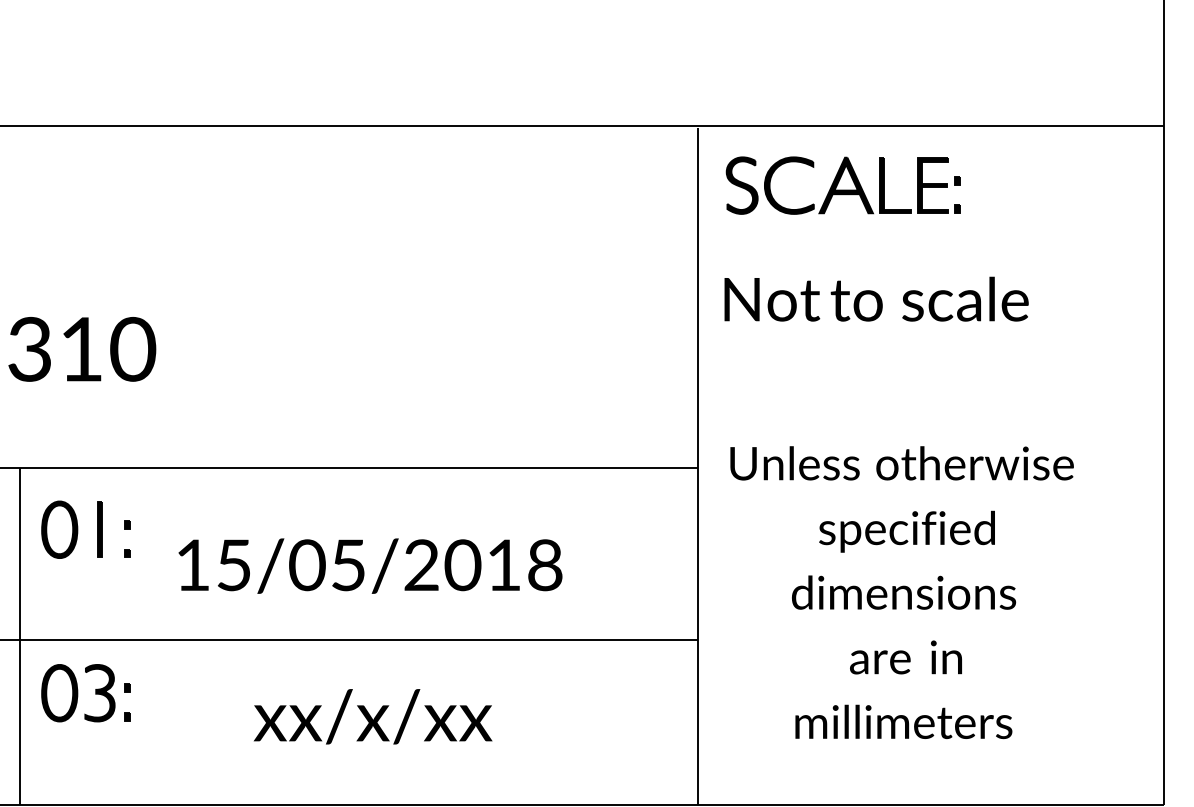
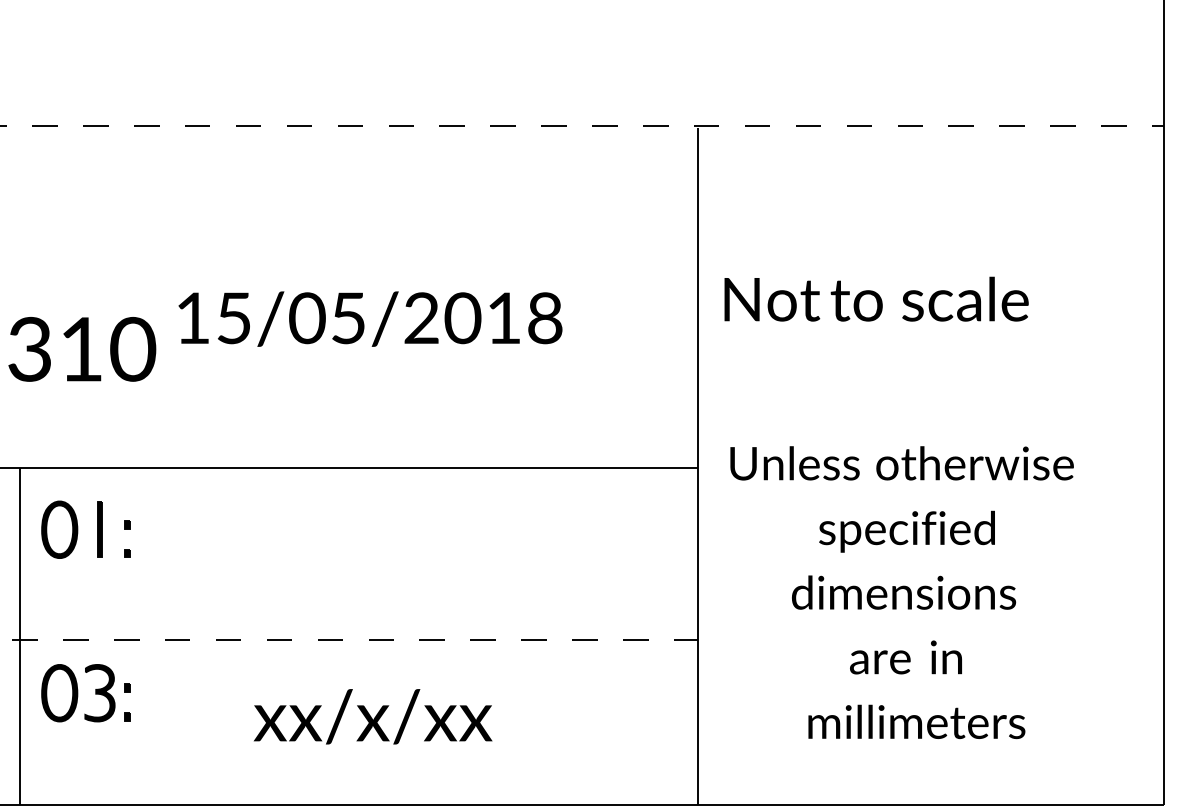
line: solid -> dashed (582, 126)
part: present -> none (842, 185)
text position: (370, 565) -> (370, 318) (370, 318)
line: solid -> dashed (349, 640)
text position: (903, 721) -> (916, 721) (916, 721)
